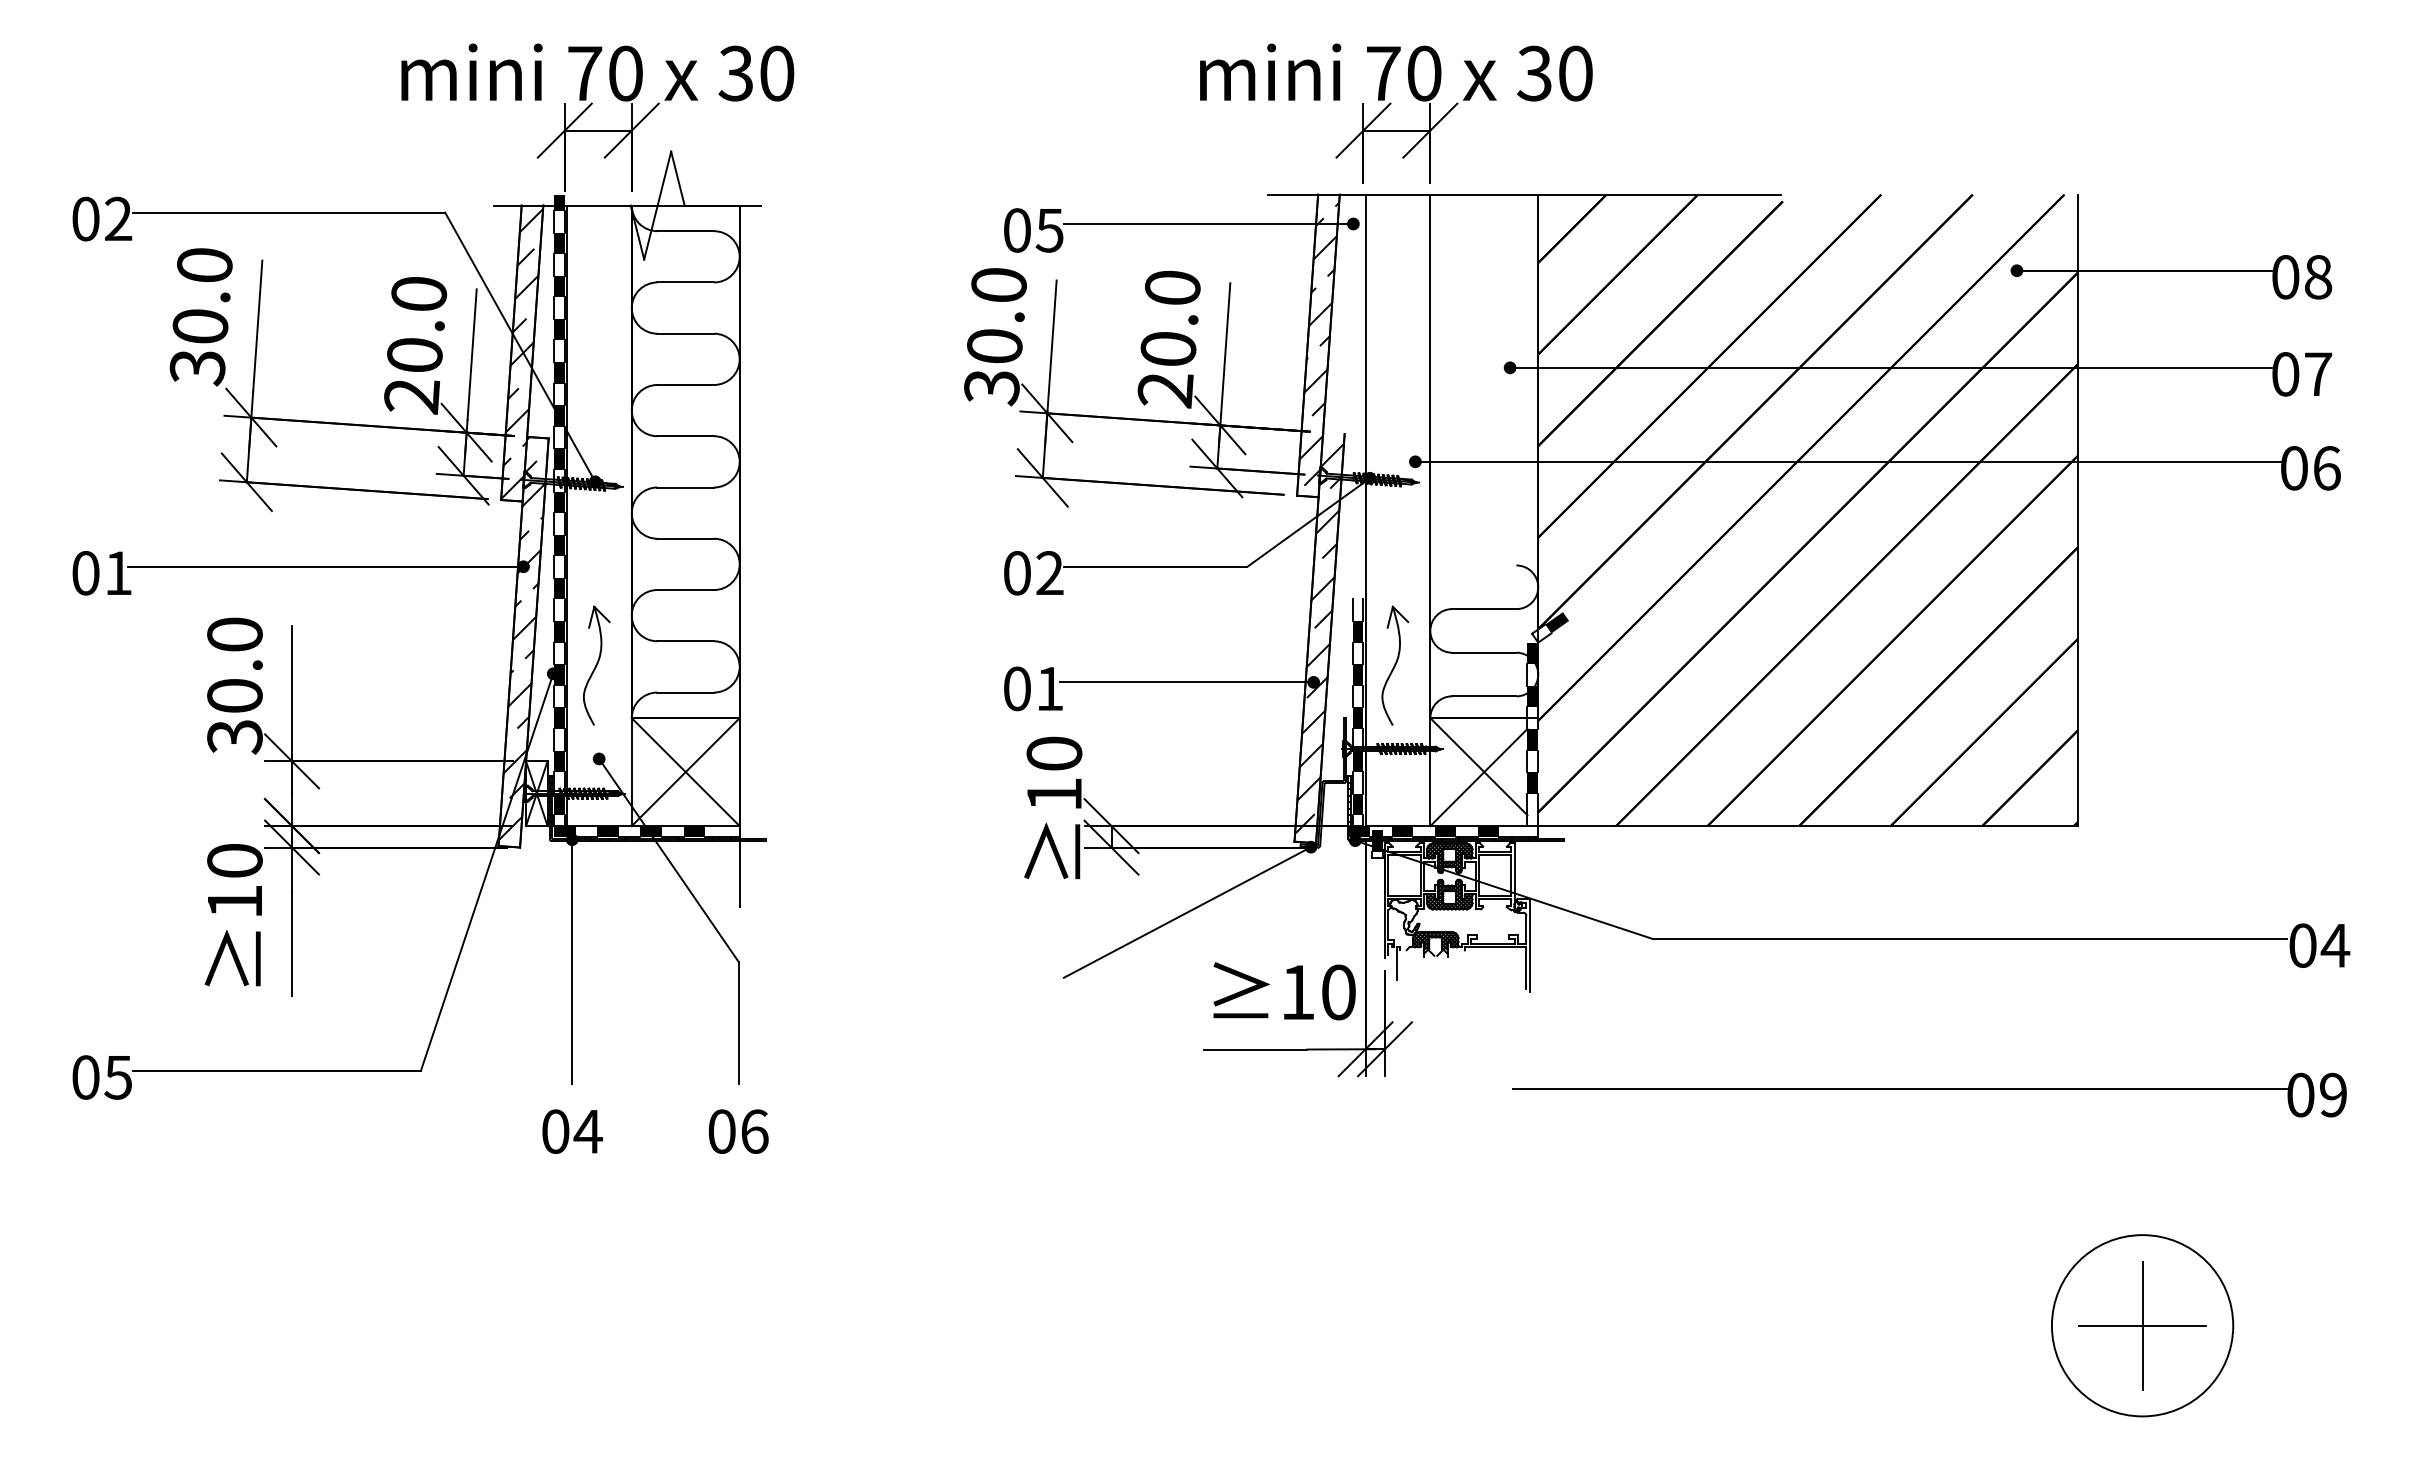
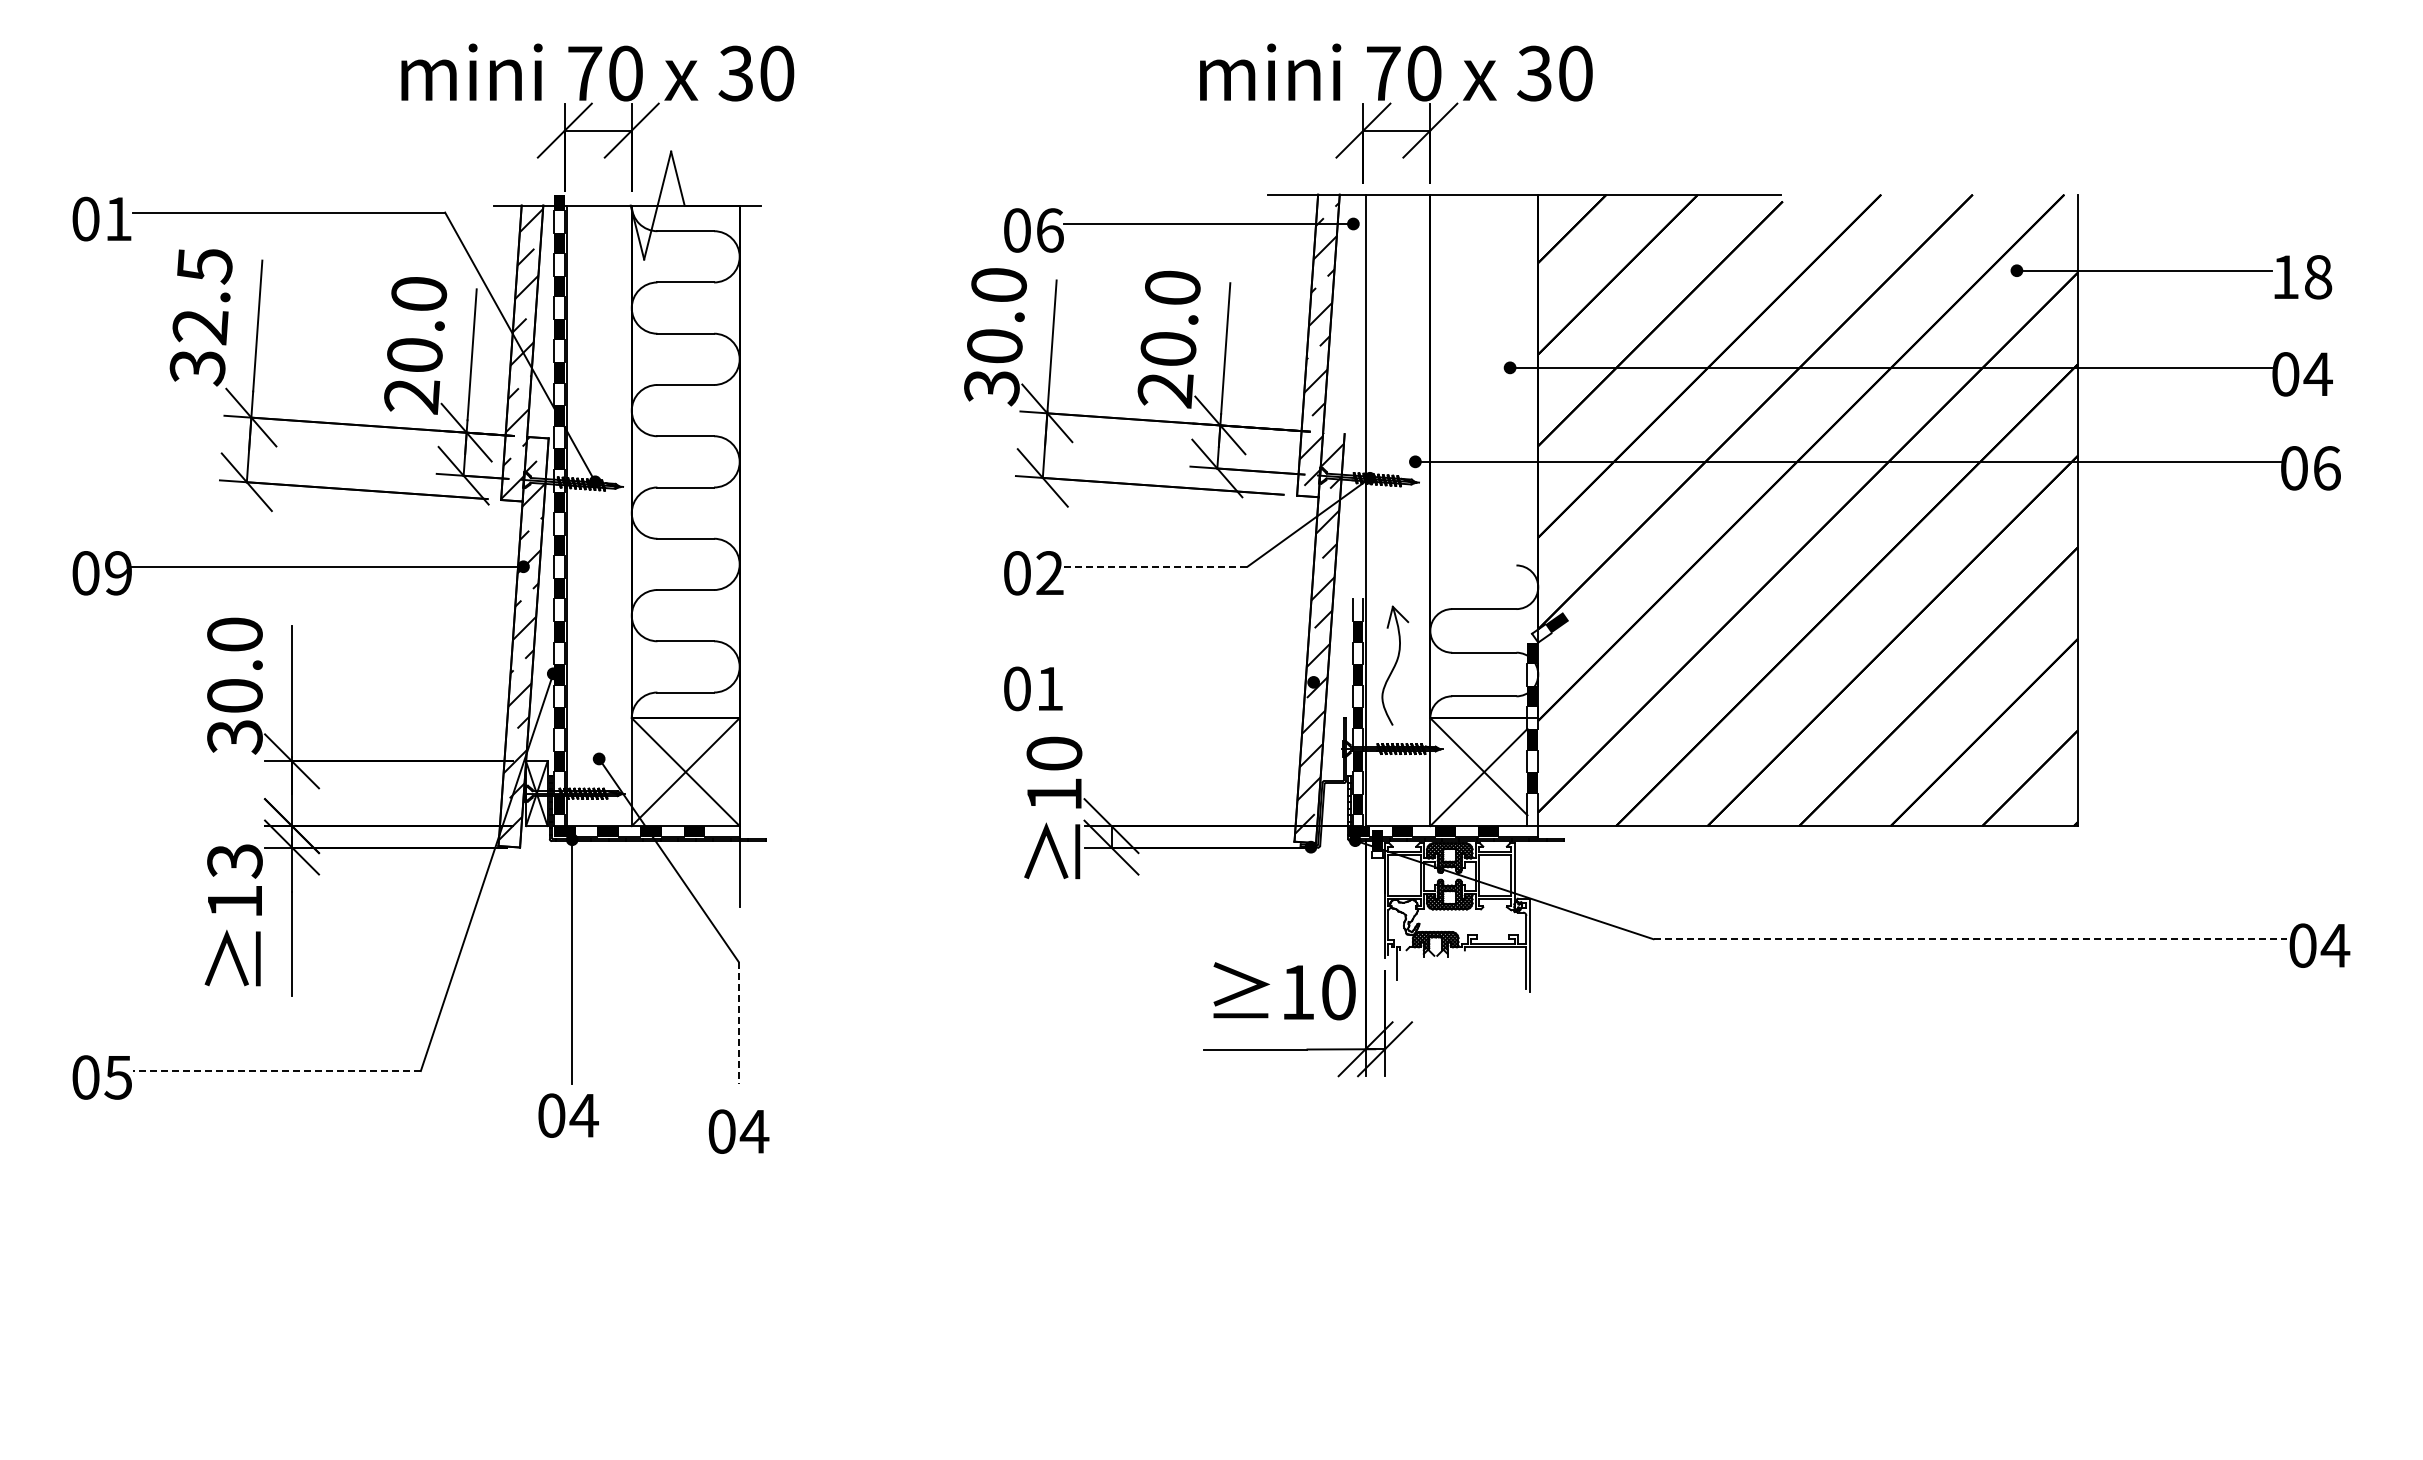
text: 02 -> 01 (118, 218)
text: 05 -> 06 (1049, 230)
text: 08 -> 18 (2285, 277)
text: 30.0 -> 32.5 (202, 296)
text: 07 -> 04 (2317, 373)
line: solid -> dashed (1155, 566)
text: 01 -> 09 (118, 573)
part: present -> none (596, 665)
line: present -> none (1186, 682)
text: 10 -> 13 (234, 861)
line: present -> none (1186, 912)
line: solid -> dashed (1970, 939)
line: solid -> dashed (738, 1023)
line: solid -> dashed (276, 1071)
part: present -> none (1929, 1094)
text position: (572, 1131) -> (568, 1115) (568, 1115)
text: 06 -> 04 (754, 1131)
part: present -> none (2142, 1325)
